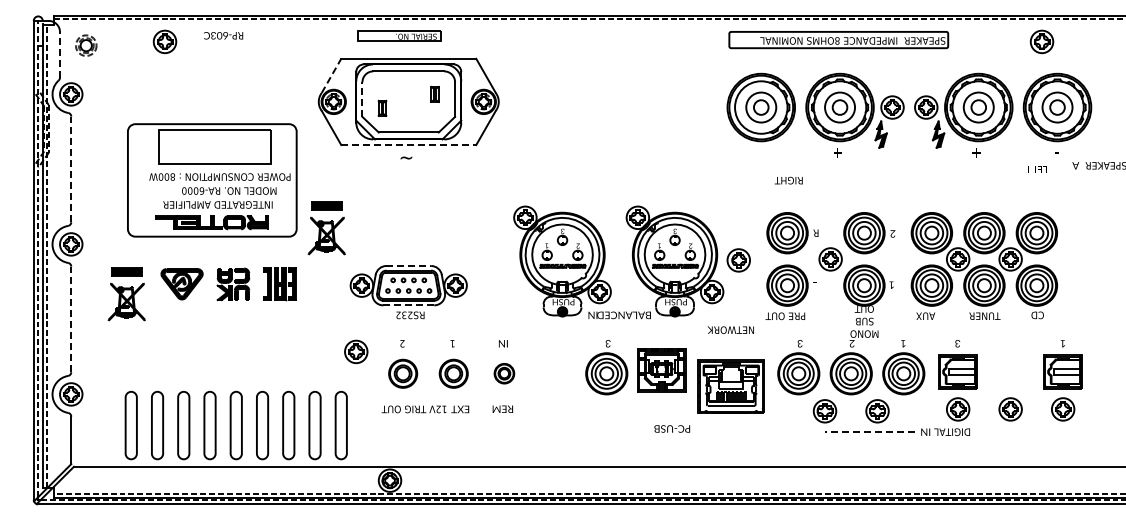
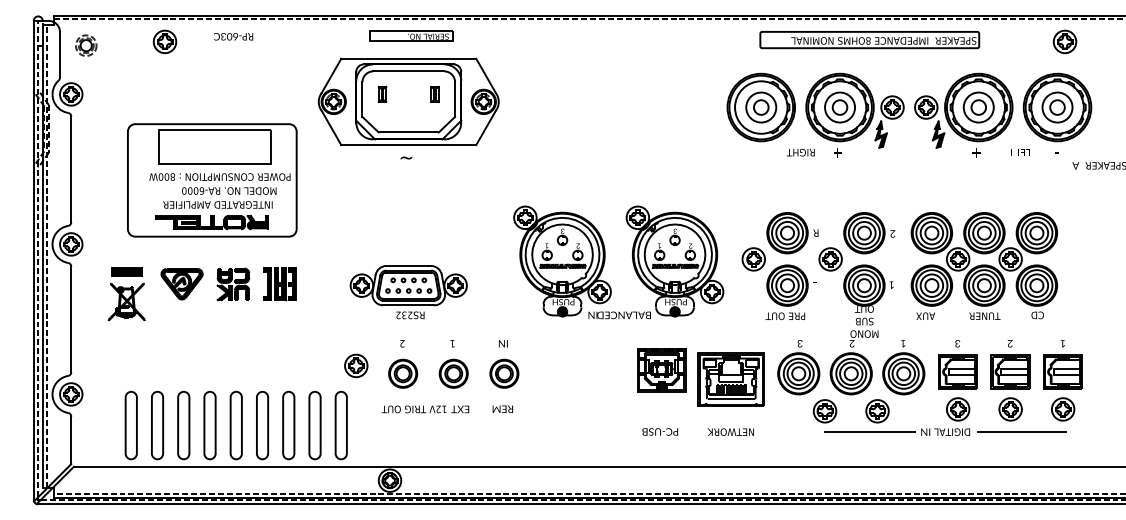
text position: (223, 35) -> (233, 36) (233, 36)
part position: (399, 35) -> (411, 35) (411, 35)
part position: (838, 40) -> (869, 40) (869, 40)
part position: (1041, 41) -> (1064, 41) (1064, 41)
line: dashed -> solid (60, 54)
line: dashed -> solid (331, 75)
line: dashed -> solid (362, 99)
part position: (382, 107) -> (382, 93) (382, 93)
line: dashed -> solid (408, 145)
line: dashed -> solid (71, 169)
text position: (1037, 169) -> (1020, 152) (1020, 152)
text position: (788, 180) -> (800, 152) (800, 152)
part: present -> none (326, 228)
part position: (738, 260) -> (753, 259) (753, 259)
line: dashed -> solid (409, 265)
line: dashed -> solid (408, 305)
line: dashed -> solid (71, 319)
text position: (730, 329) -> (730, 431) (730, 431)
part position: (356, 351) -> (356, 365) (356, 365)
part: none -> present (1010, 364)
part: present -> none (606, 367)
part size: 23x22 px -> 31x31 px (504, 373)
part position: (730, 386) -> (730, 379) (730, 379)
text position: (672, 428) -> (660, 431) (660, 431)
line: dashed -> solid (869, 431)
line: none -> present (1021, 431)
